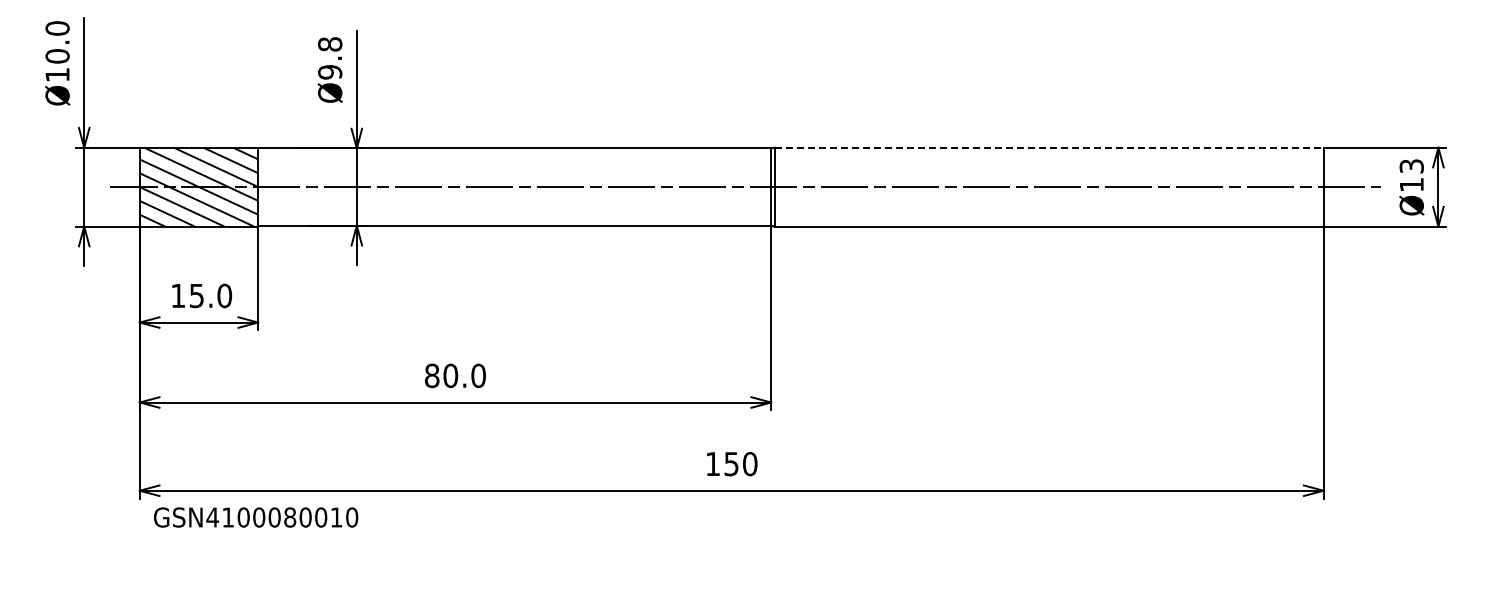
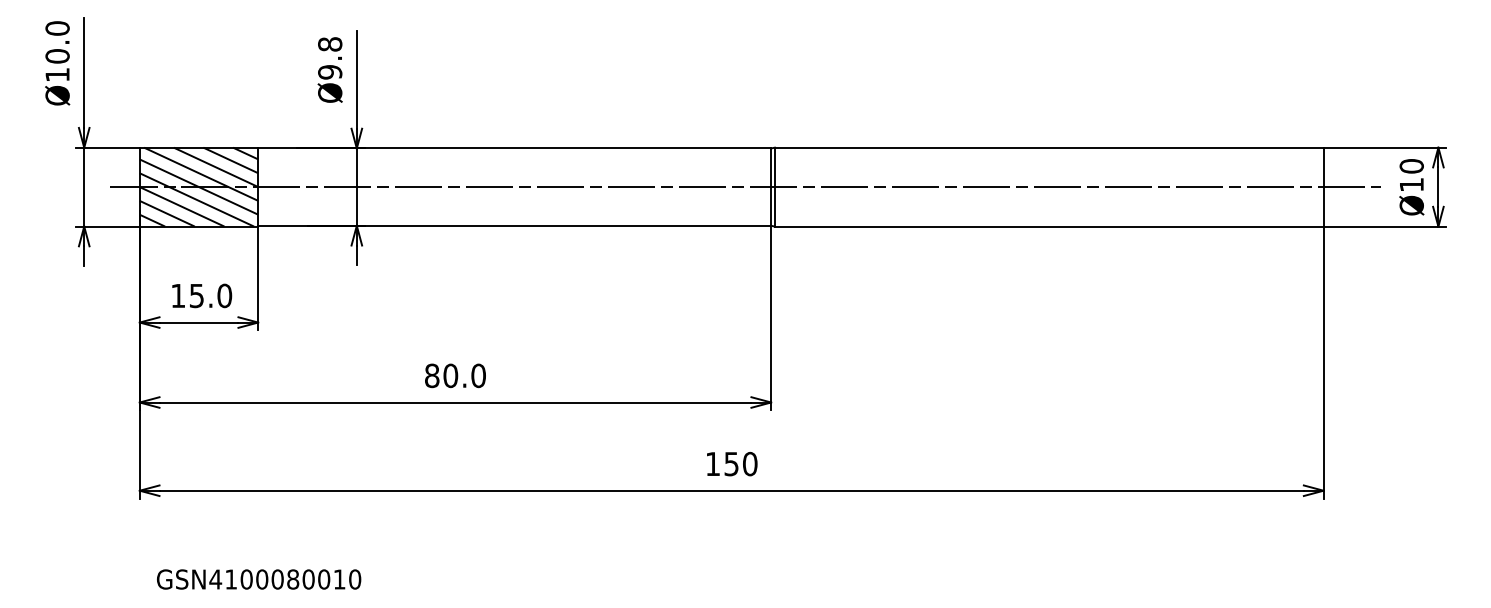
line: dashed -> solid (1049, 147)
text: Ø13 -> Ø10 (1411, 166)
text position: (256, 517) -> (259, 579) (259, 579)
